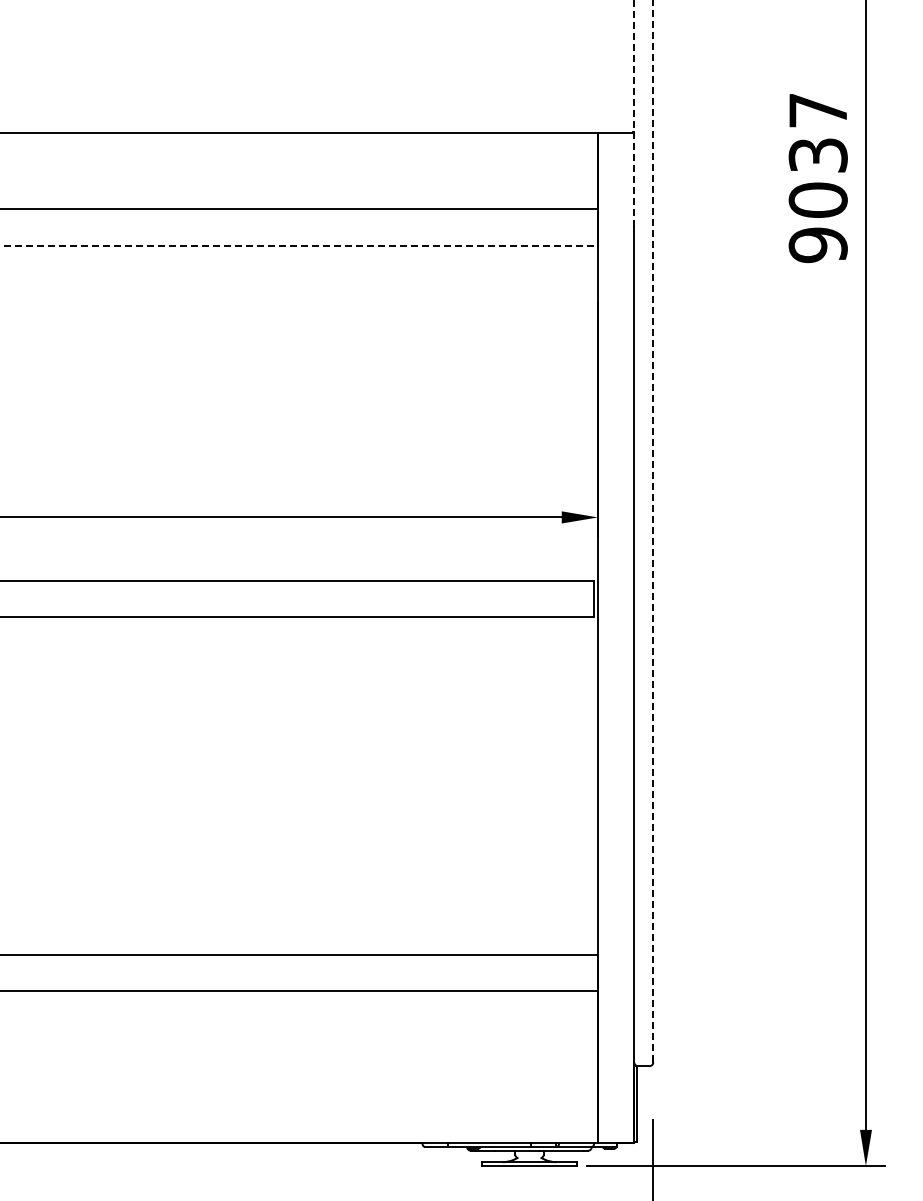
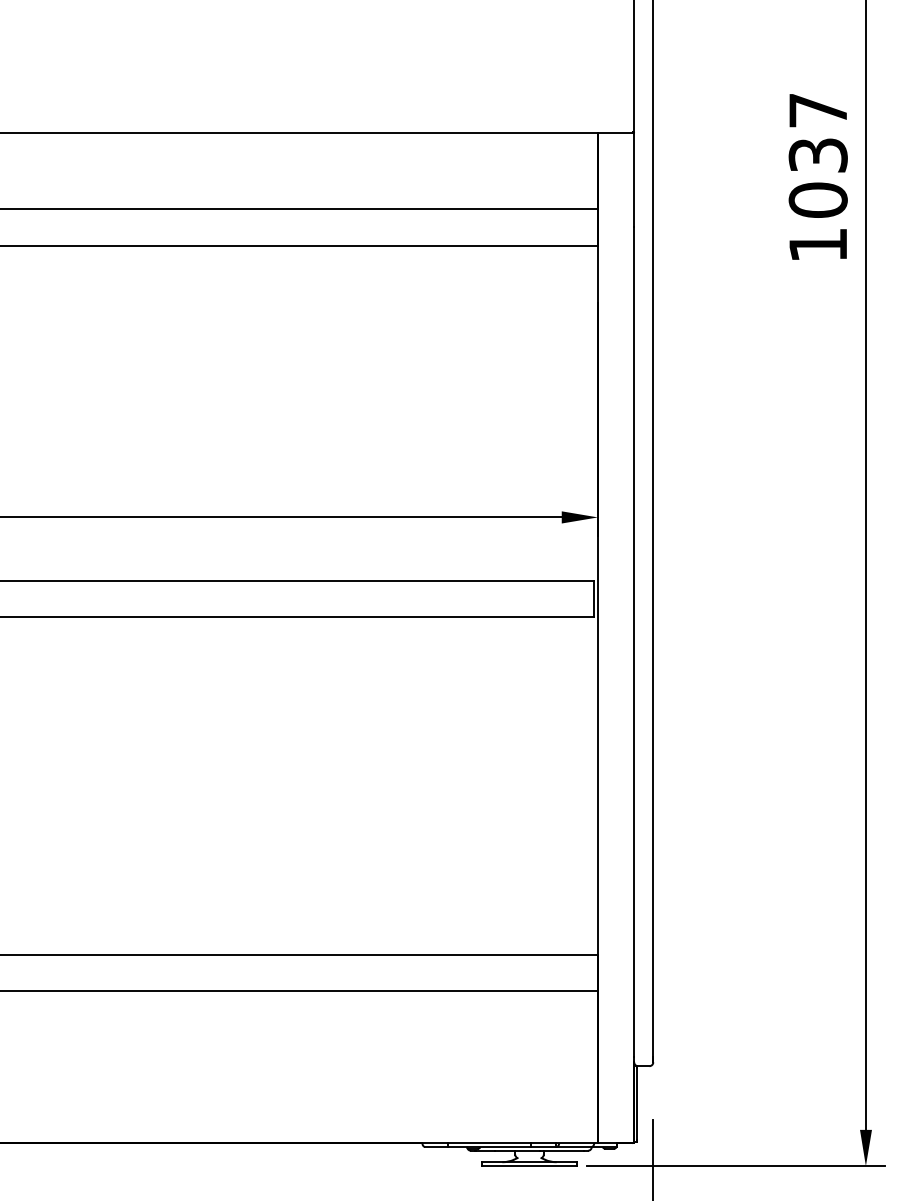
line: dashed -> solid (634, 113)
line: dashed -> solid (299, 245)
text: 9037 -> 1037 (817, 245)
line: dashed -> solid (653, 531)
